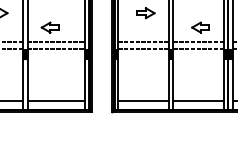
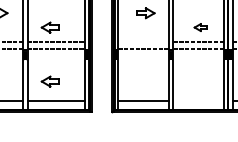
part size: 19x13 px -> 15x9 px (200, 27)
line: present -> none (143, 41)
part: none -> present (49, 81)
line: present -> none (198, 101)
